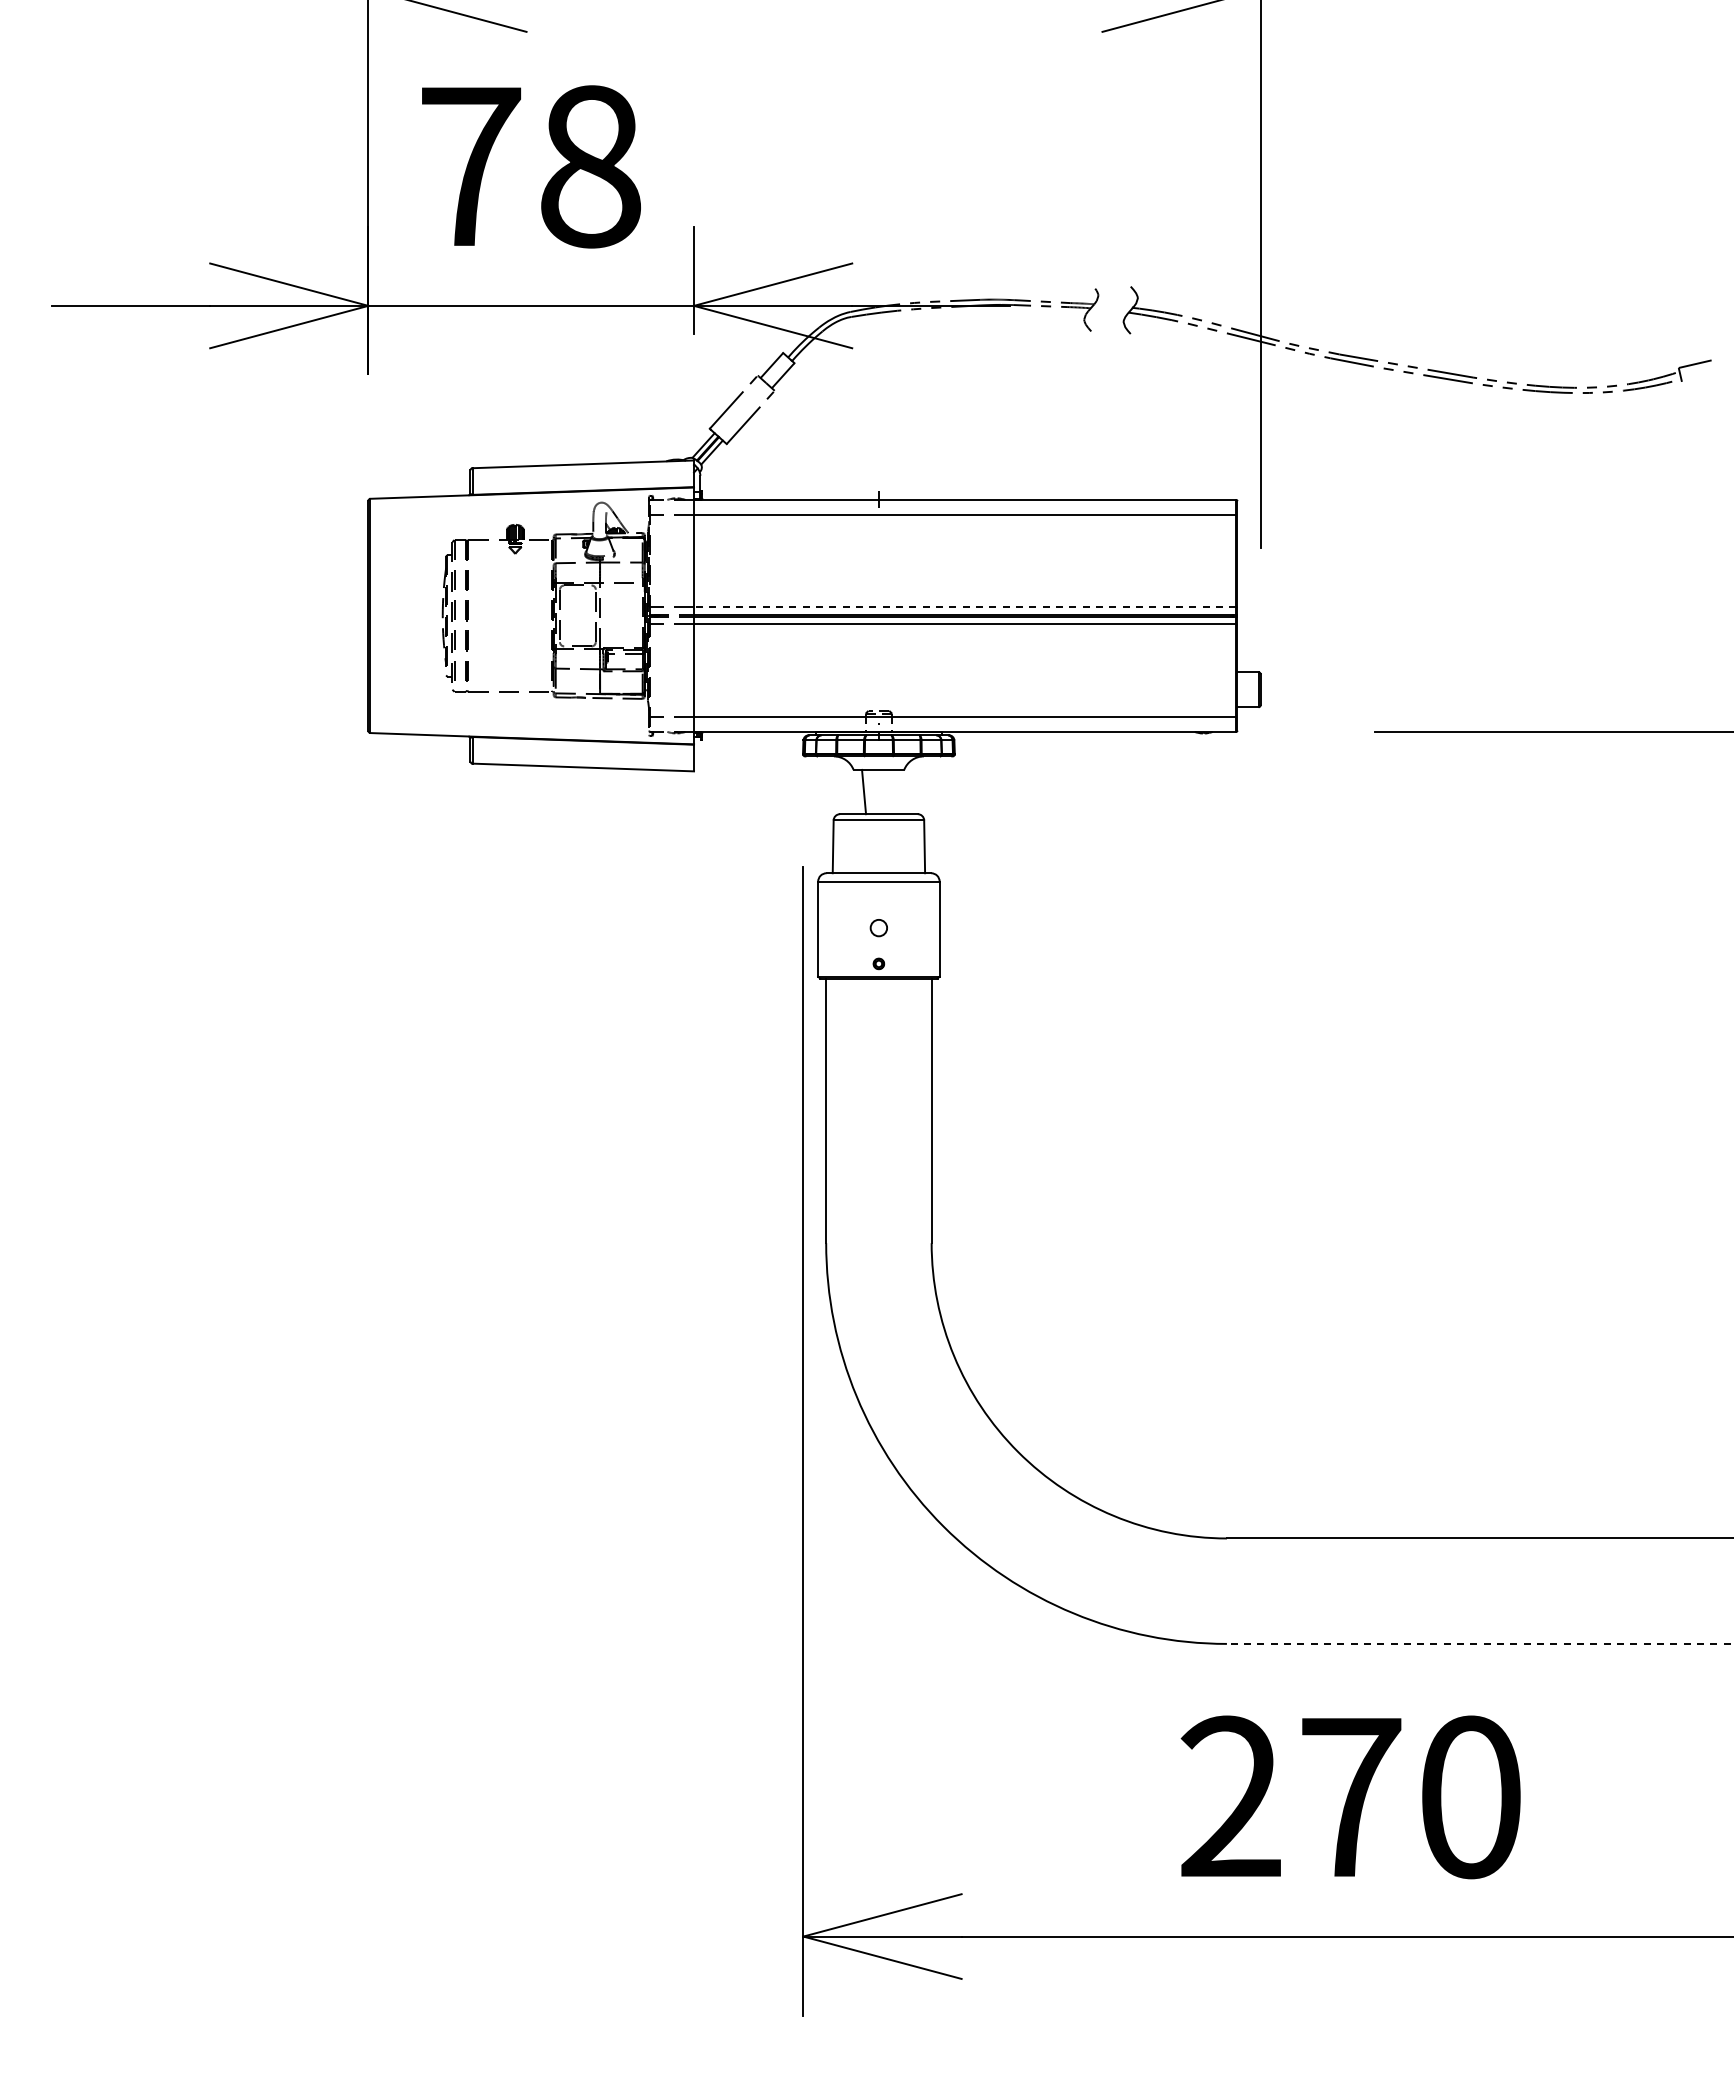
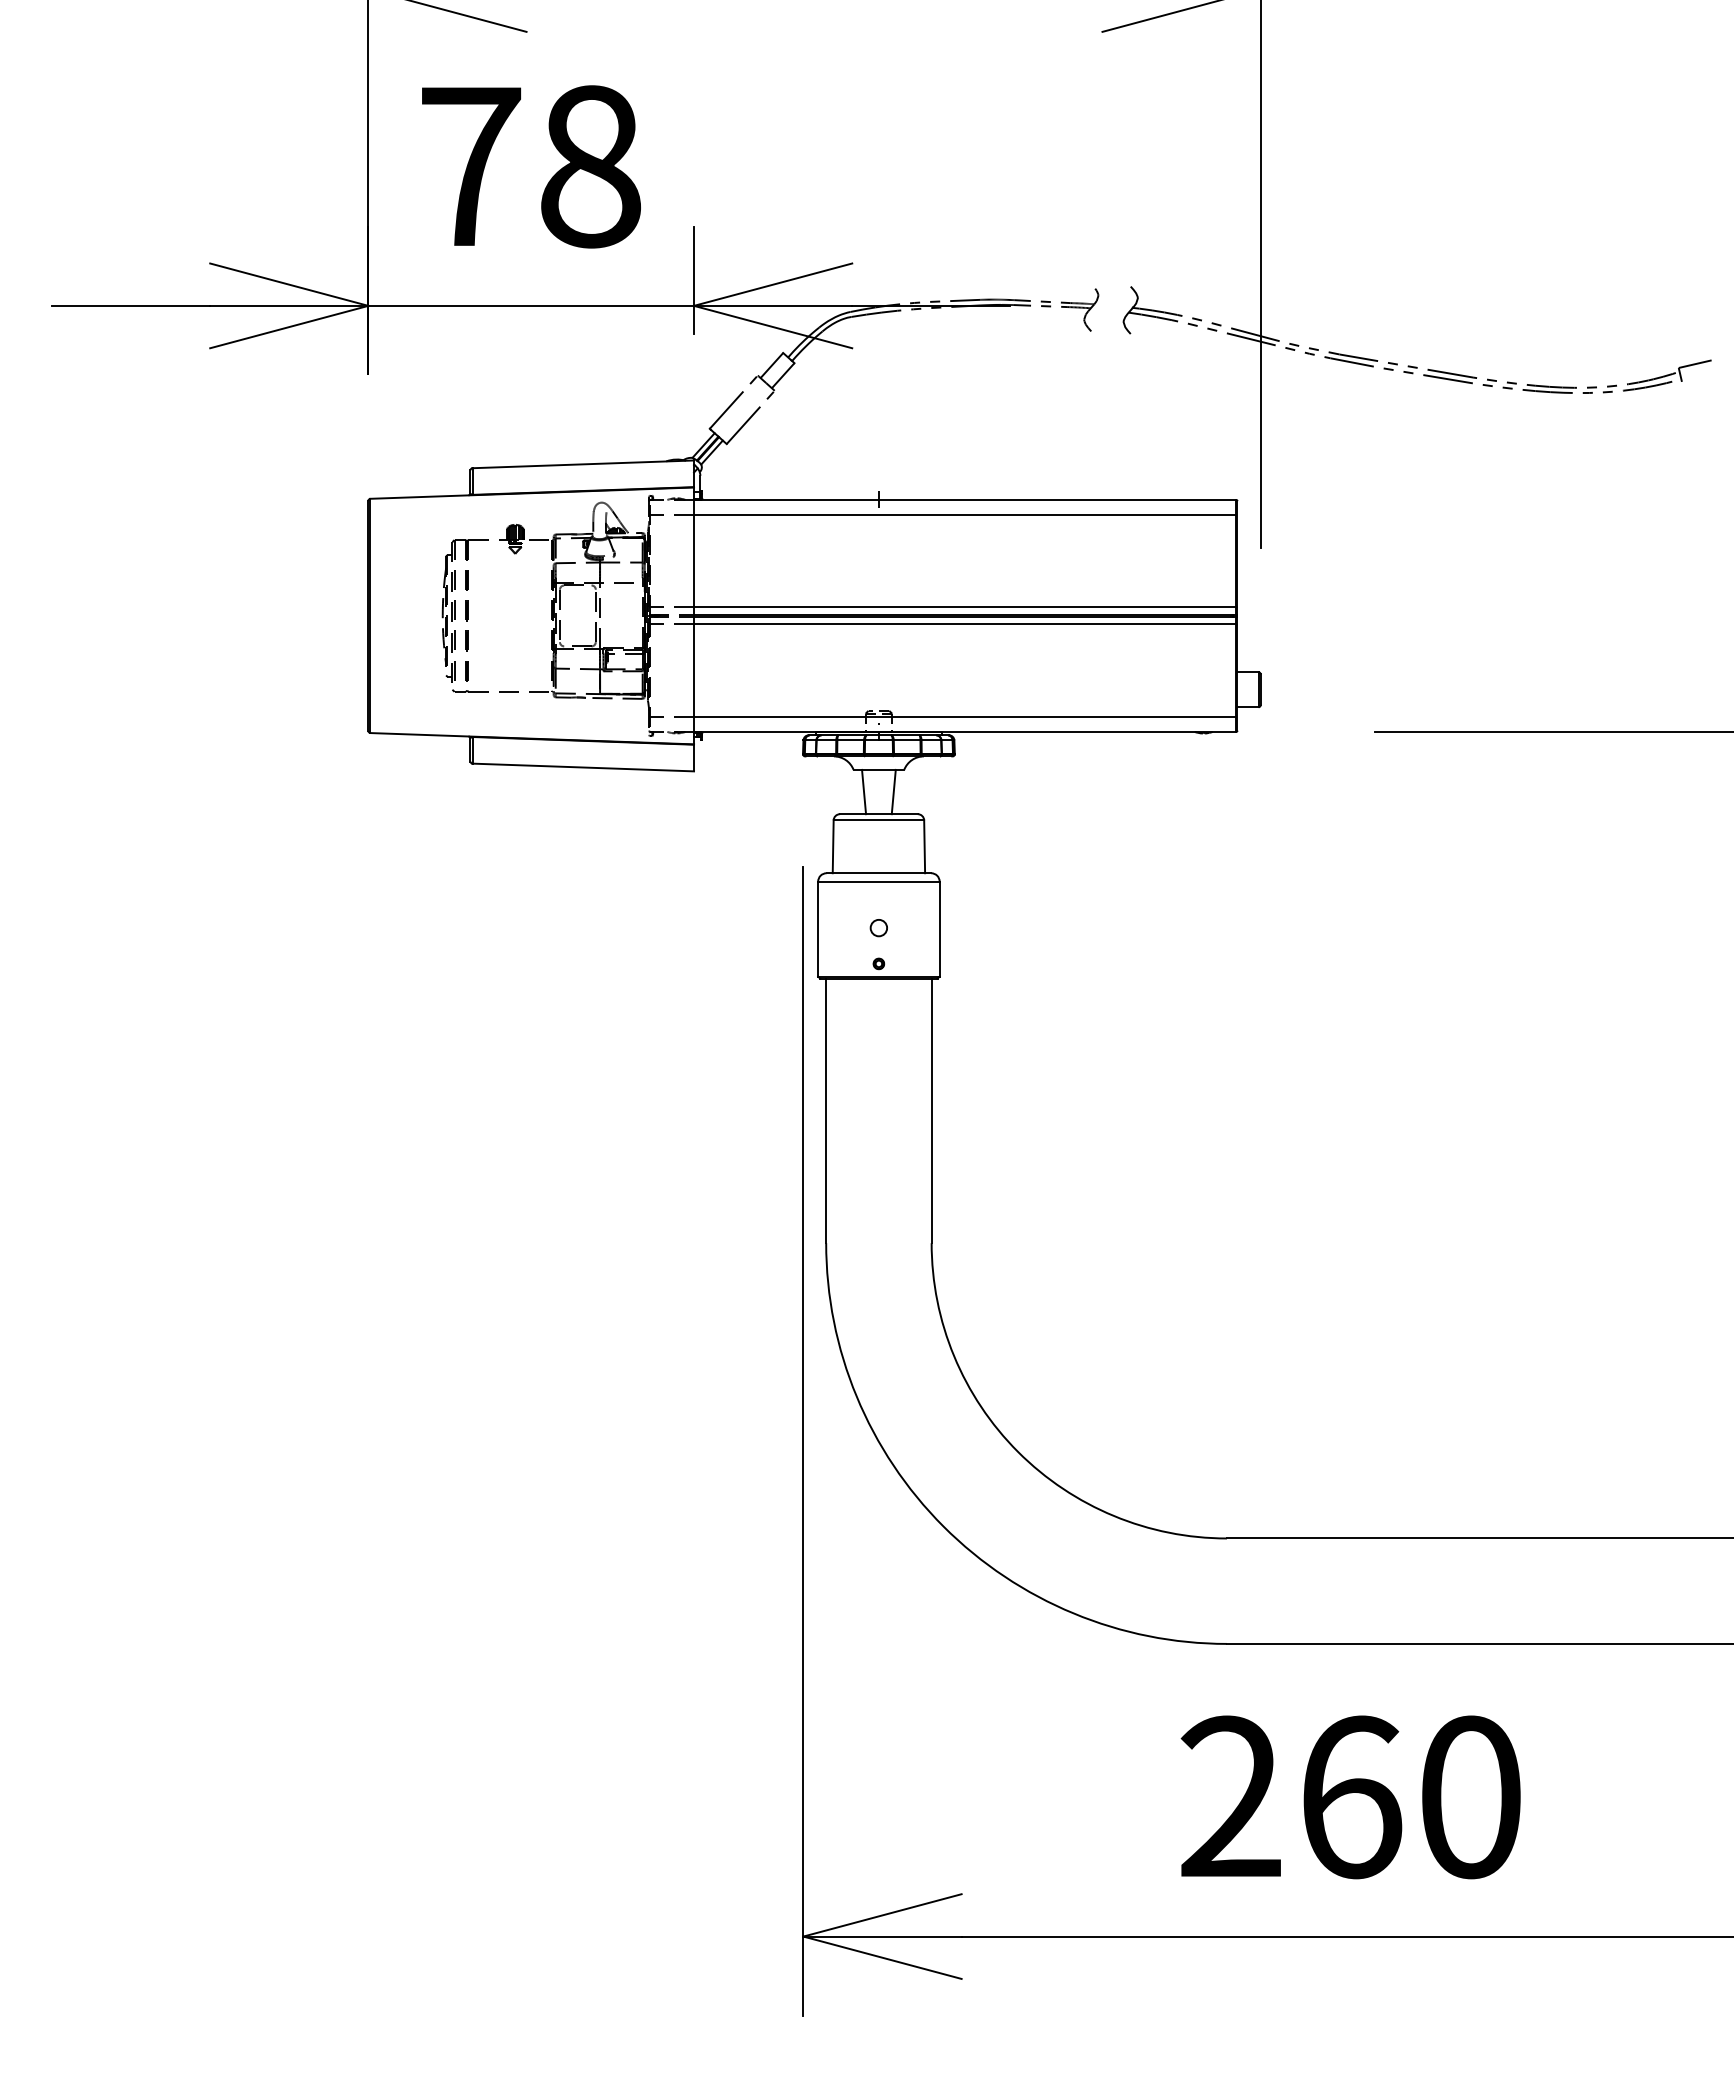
line: dashed -> solid (964, 607)
line: none -> present (893, 791)
line: dashed -> solid (1479, 1643)
text: 270 -> 260 (1352, 1797)
